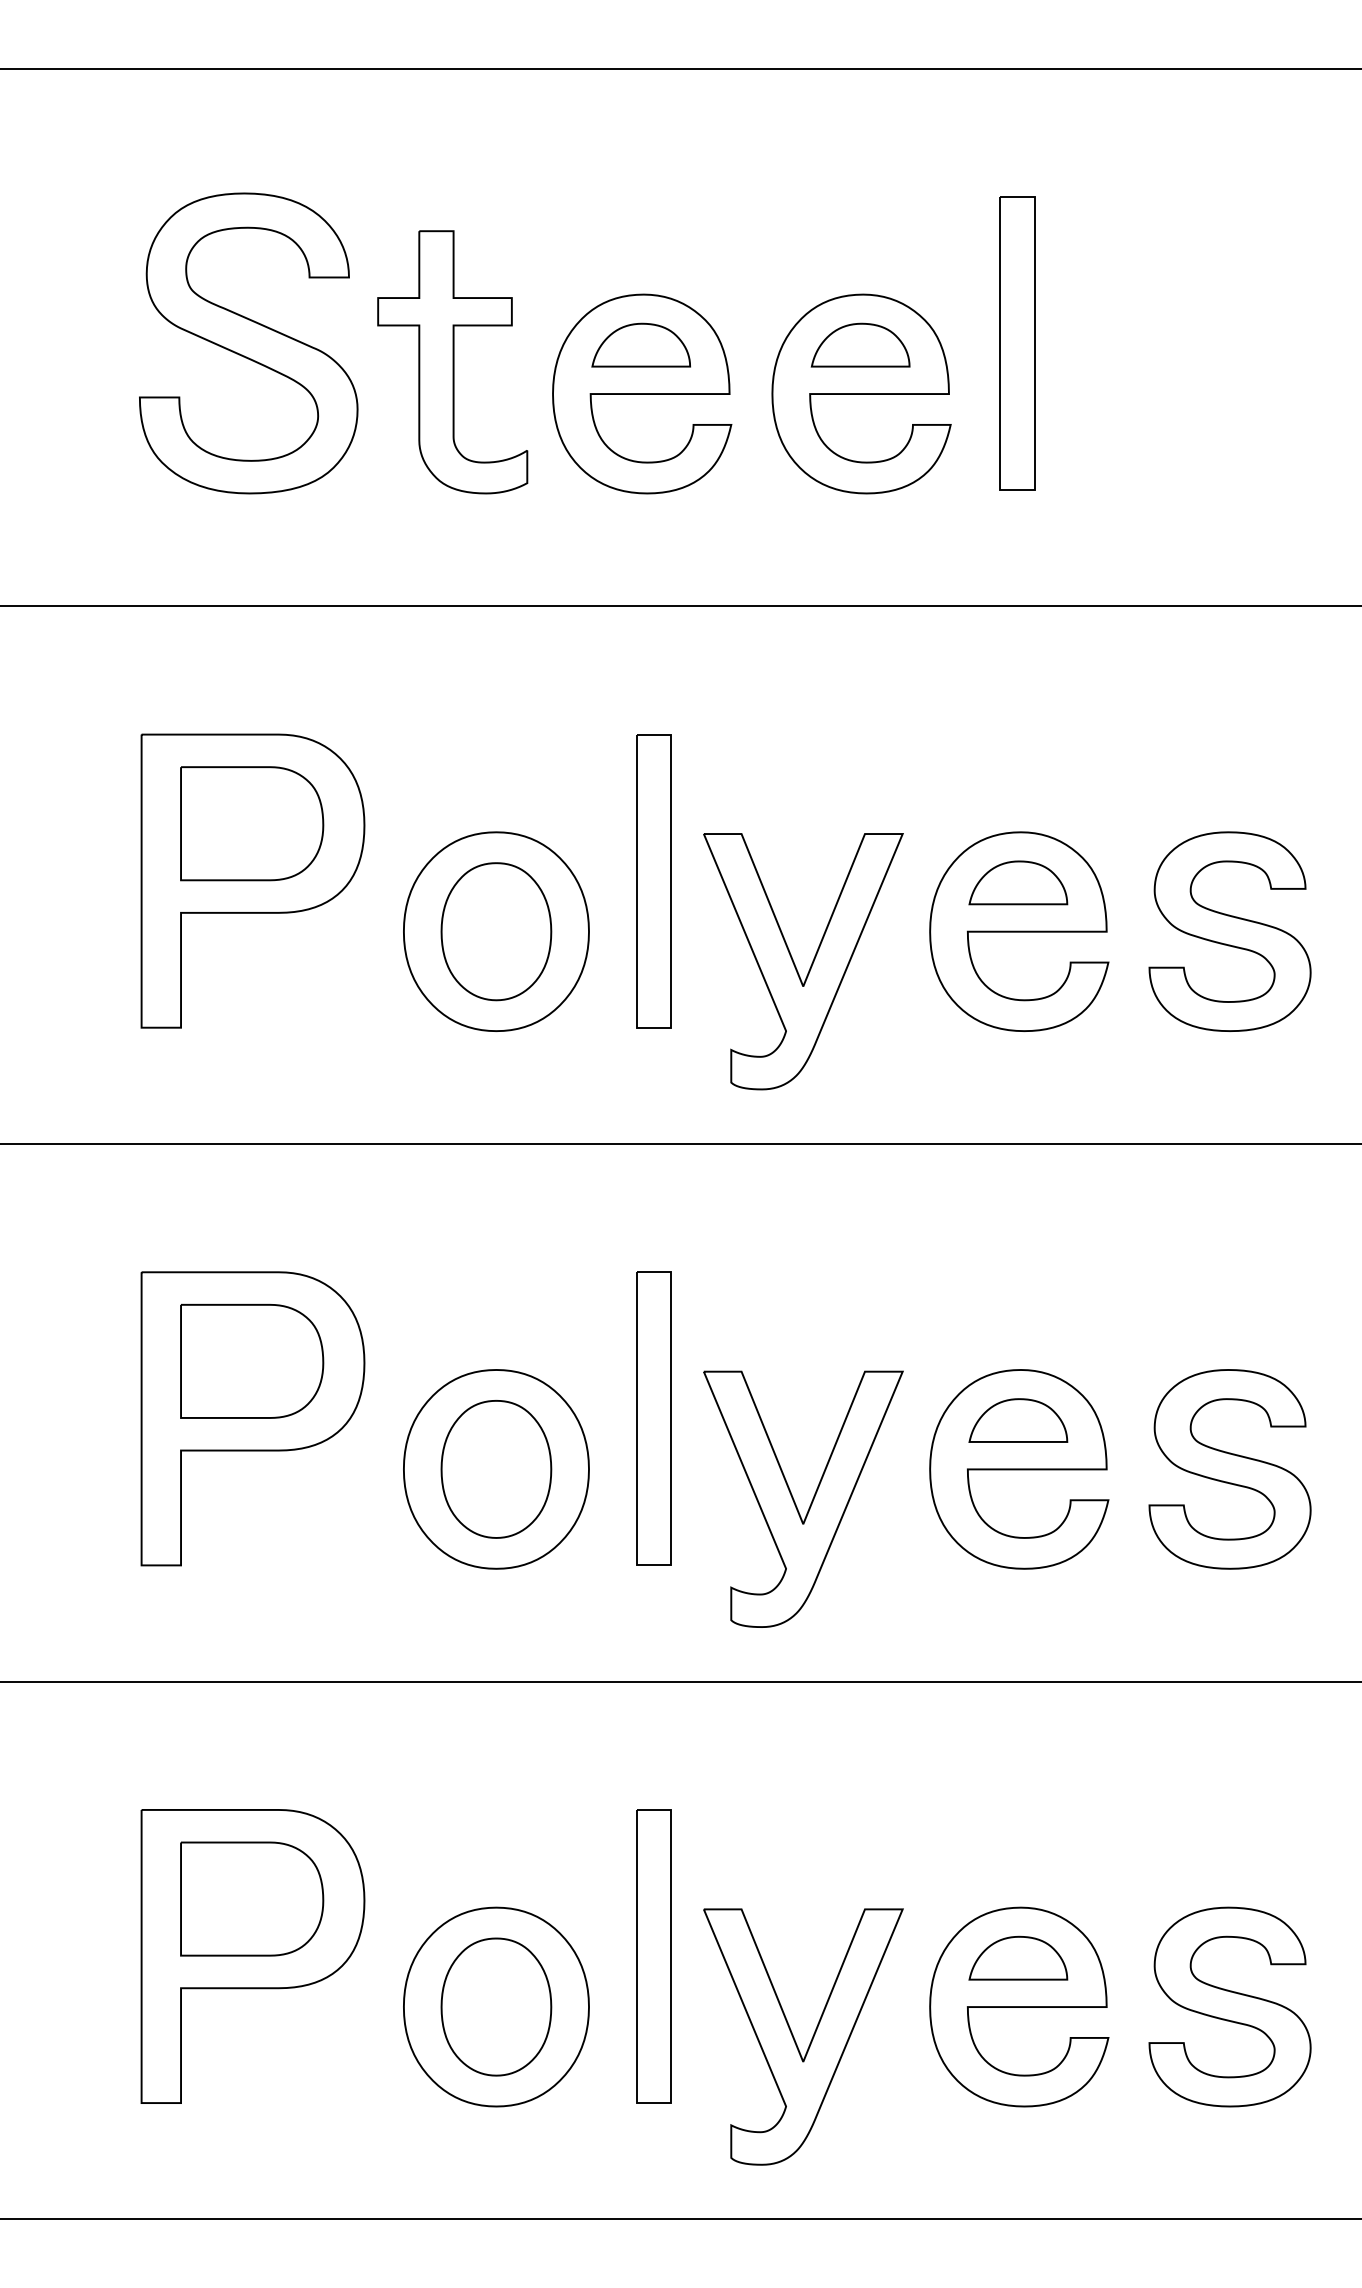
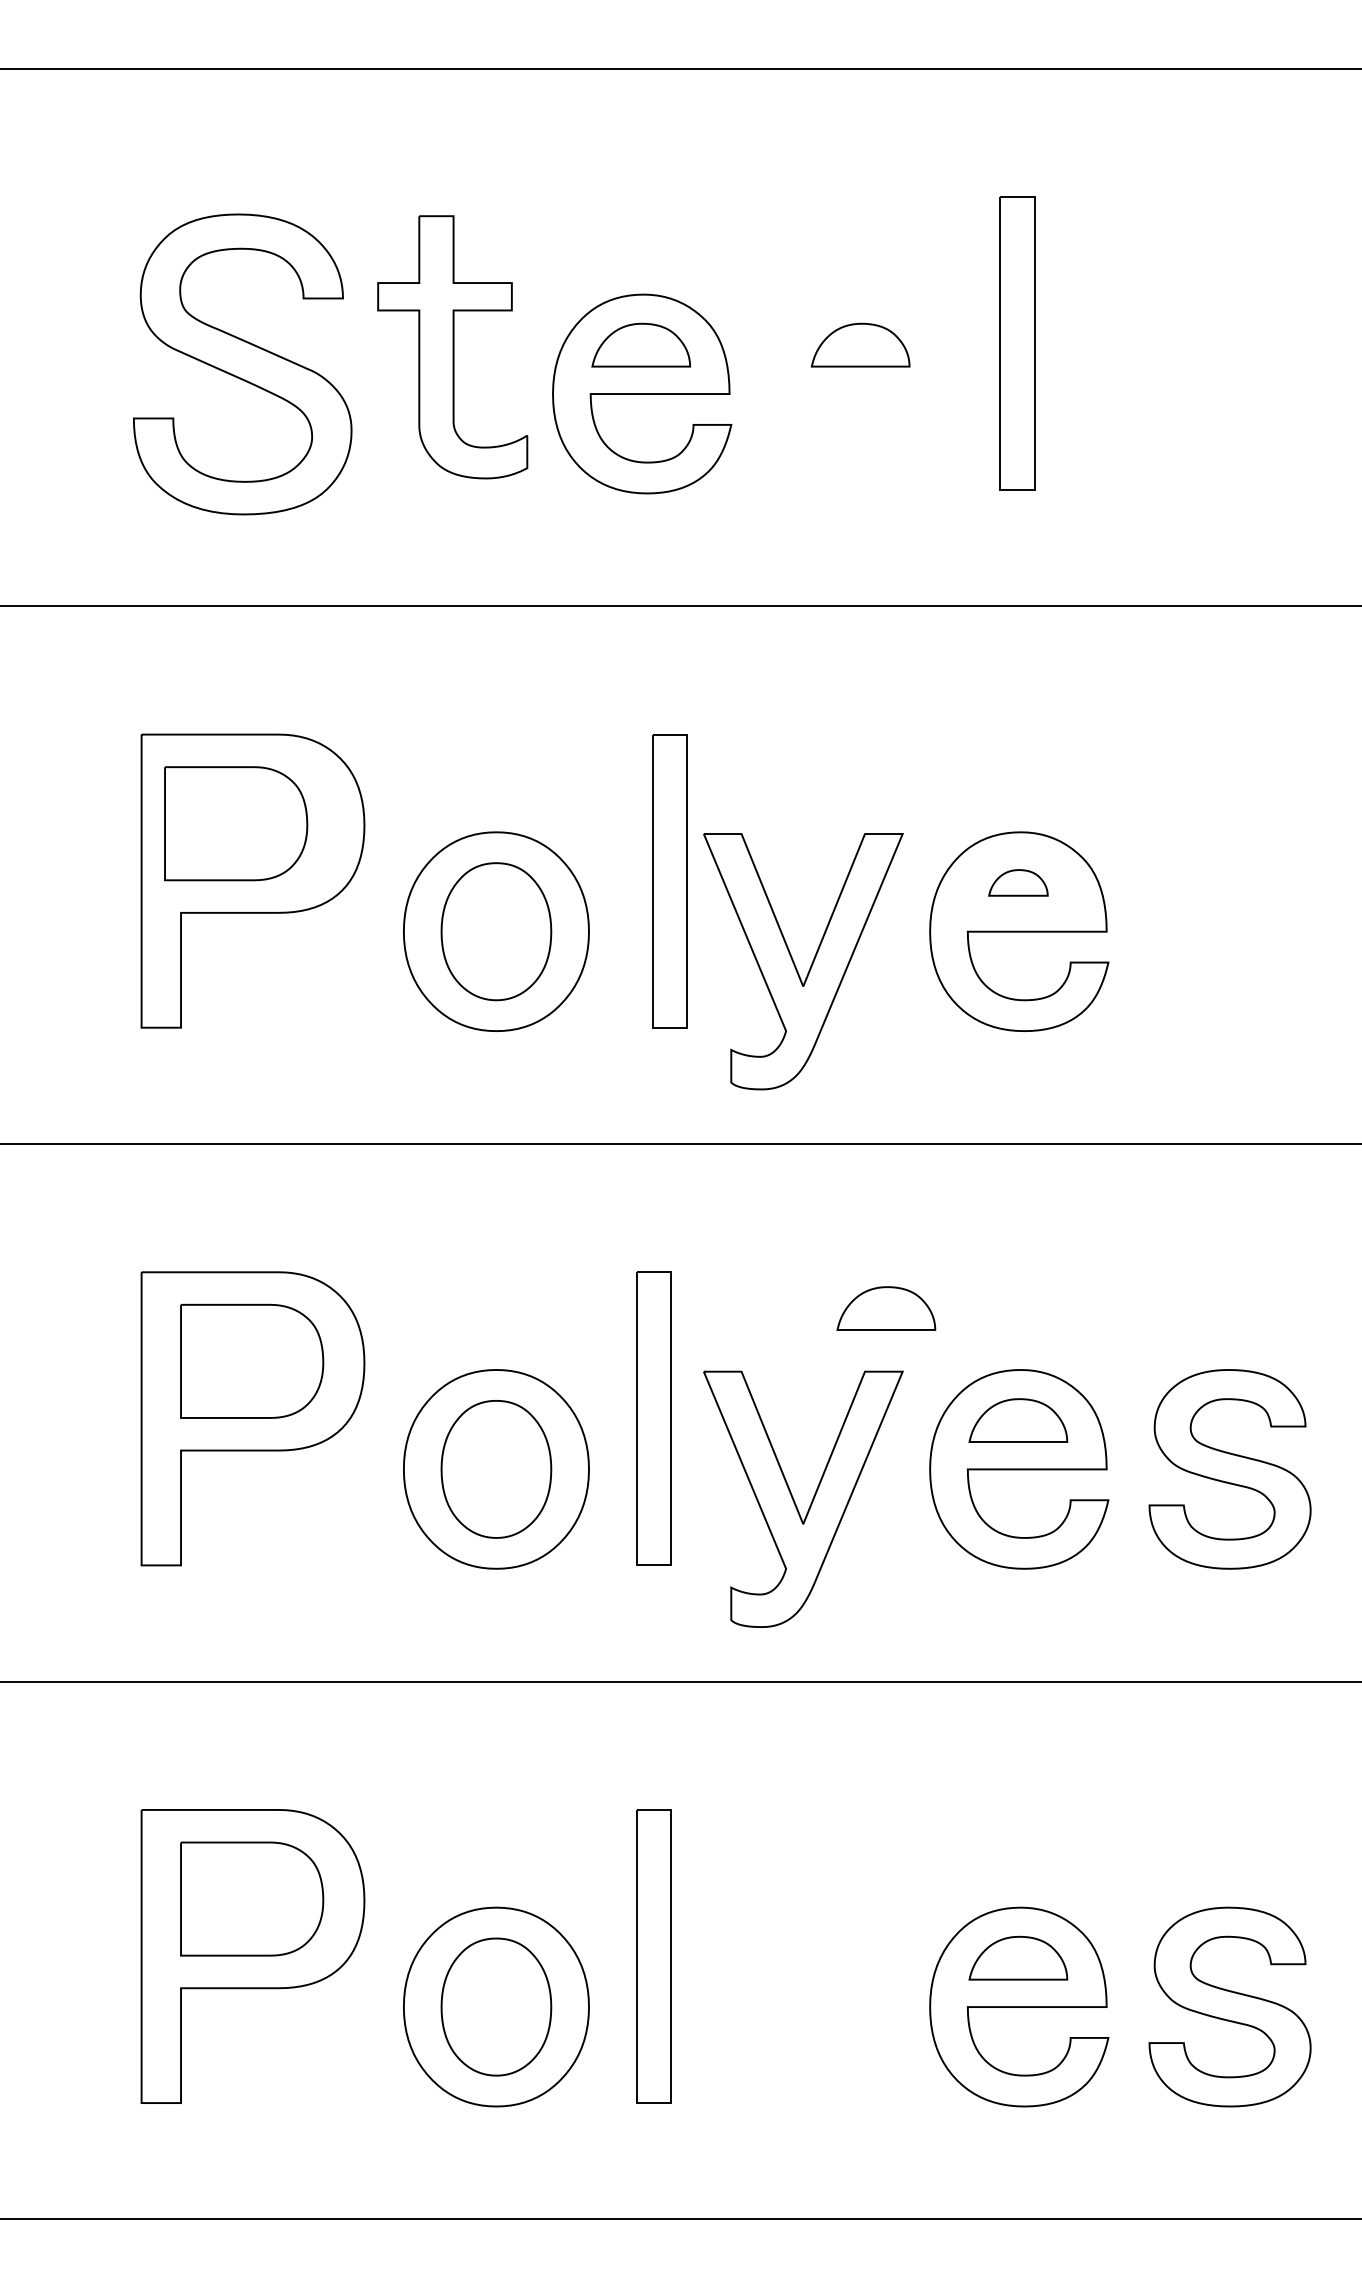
part position: (248, 343) -> (242, 364) (242, 364)
part position: (452, 362) -> (452, 347) (452, 347)
part: present -> none (861, 393)
part position: (252, 823) -> (236, 823) (236, 823)
part position: (653, 881) -> (669, 881) (669, 881)
part size: 101x46 px -> 61x28 px (1018, 882)
part: present -> none (1229, 931)
part: none -> present (886, 1308)
part: present -> none (811, 2038)
